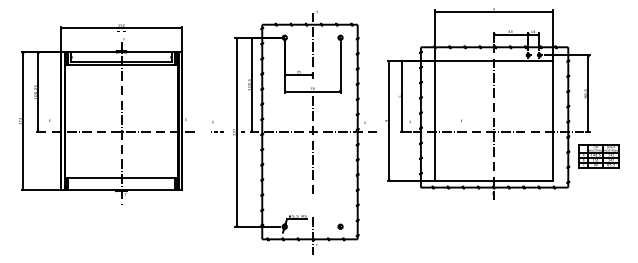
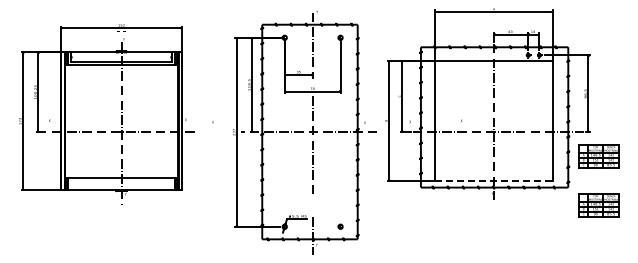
line: present -> none (217, 131)
line: solid -> dashed (494, 180)
part: none -> present (598, 205)
